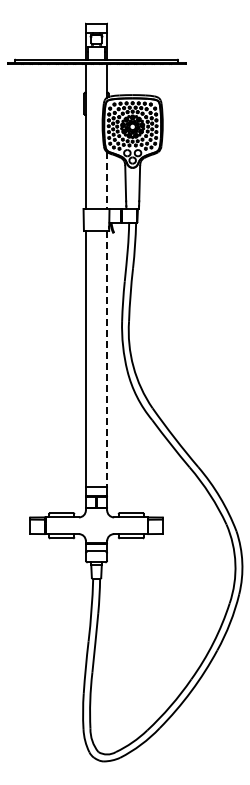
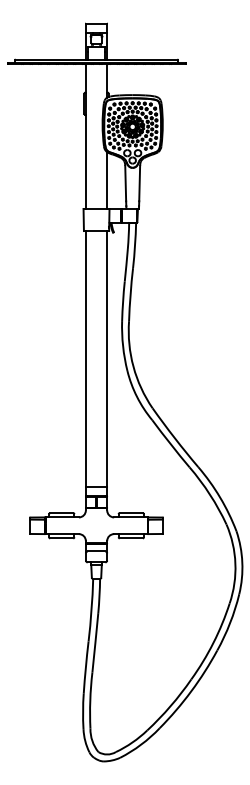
line: dashed -> solid (107, 181)
line: dashed -> solid (107, 359)
